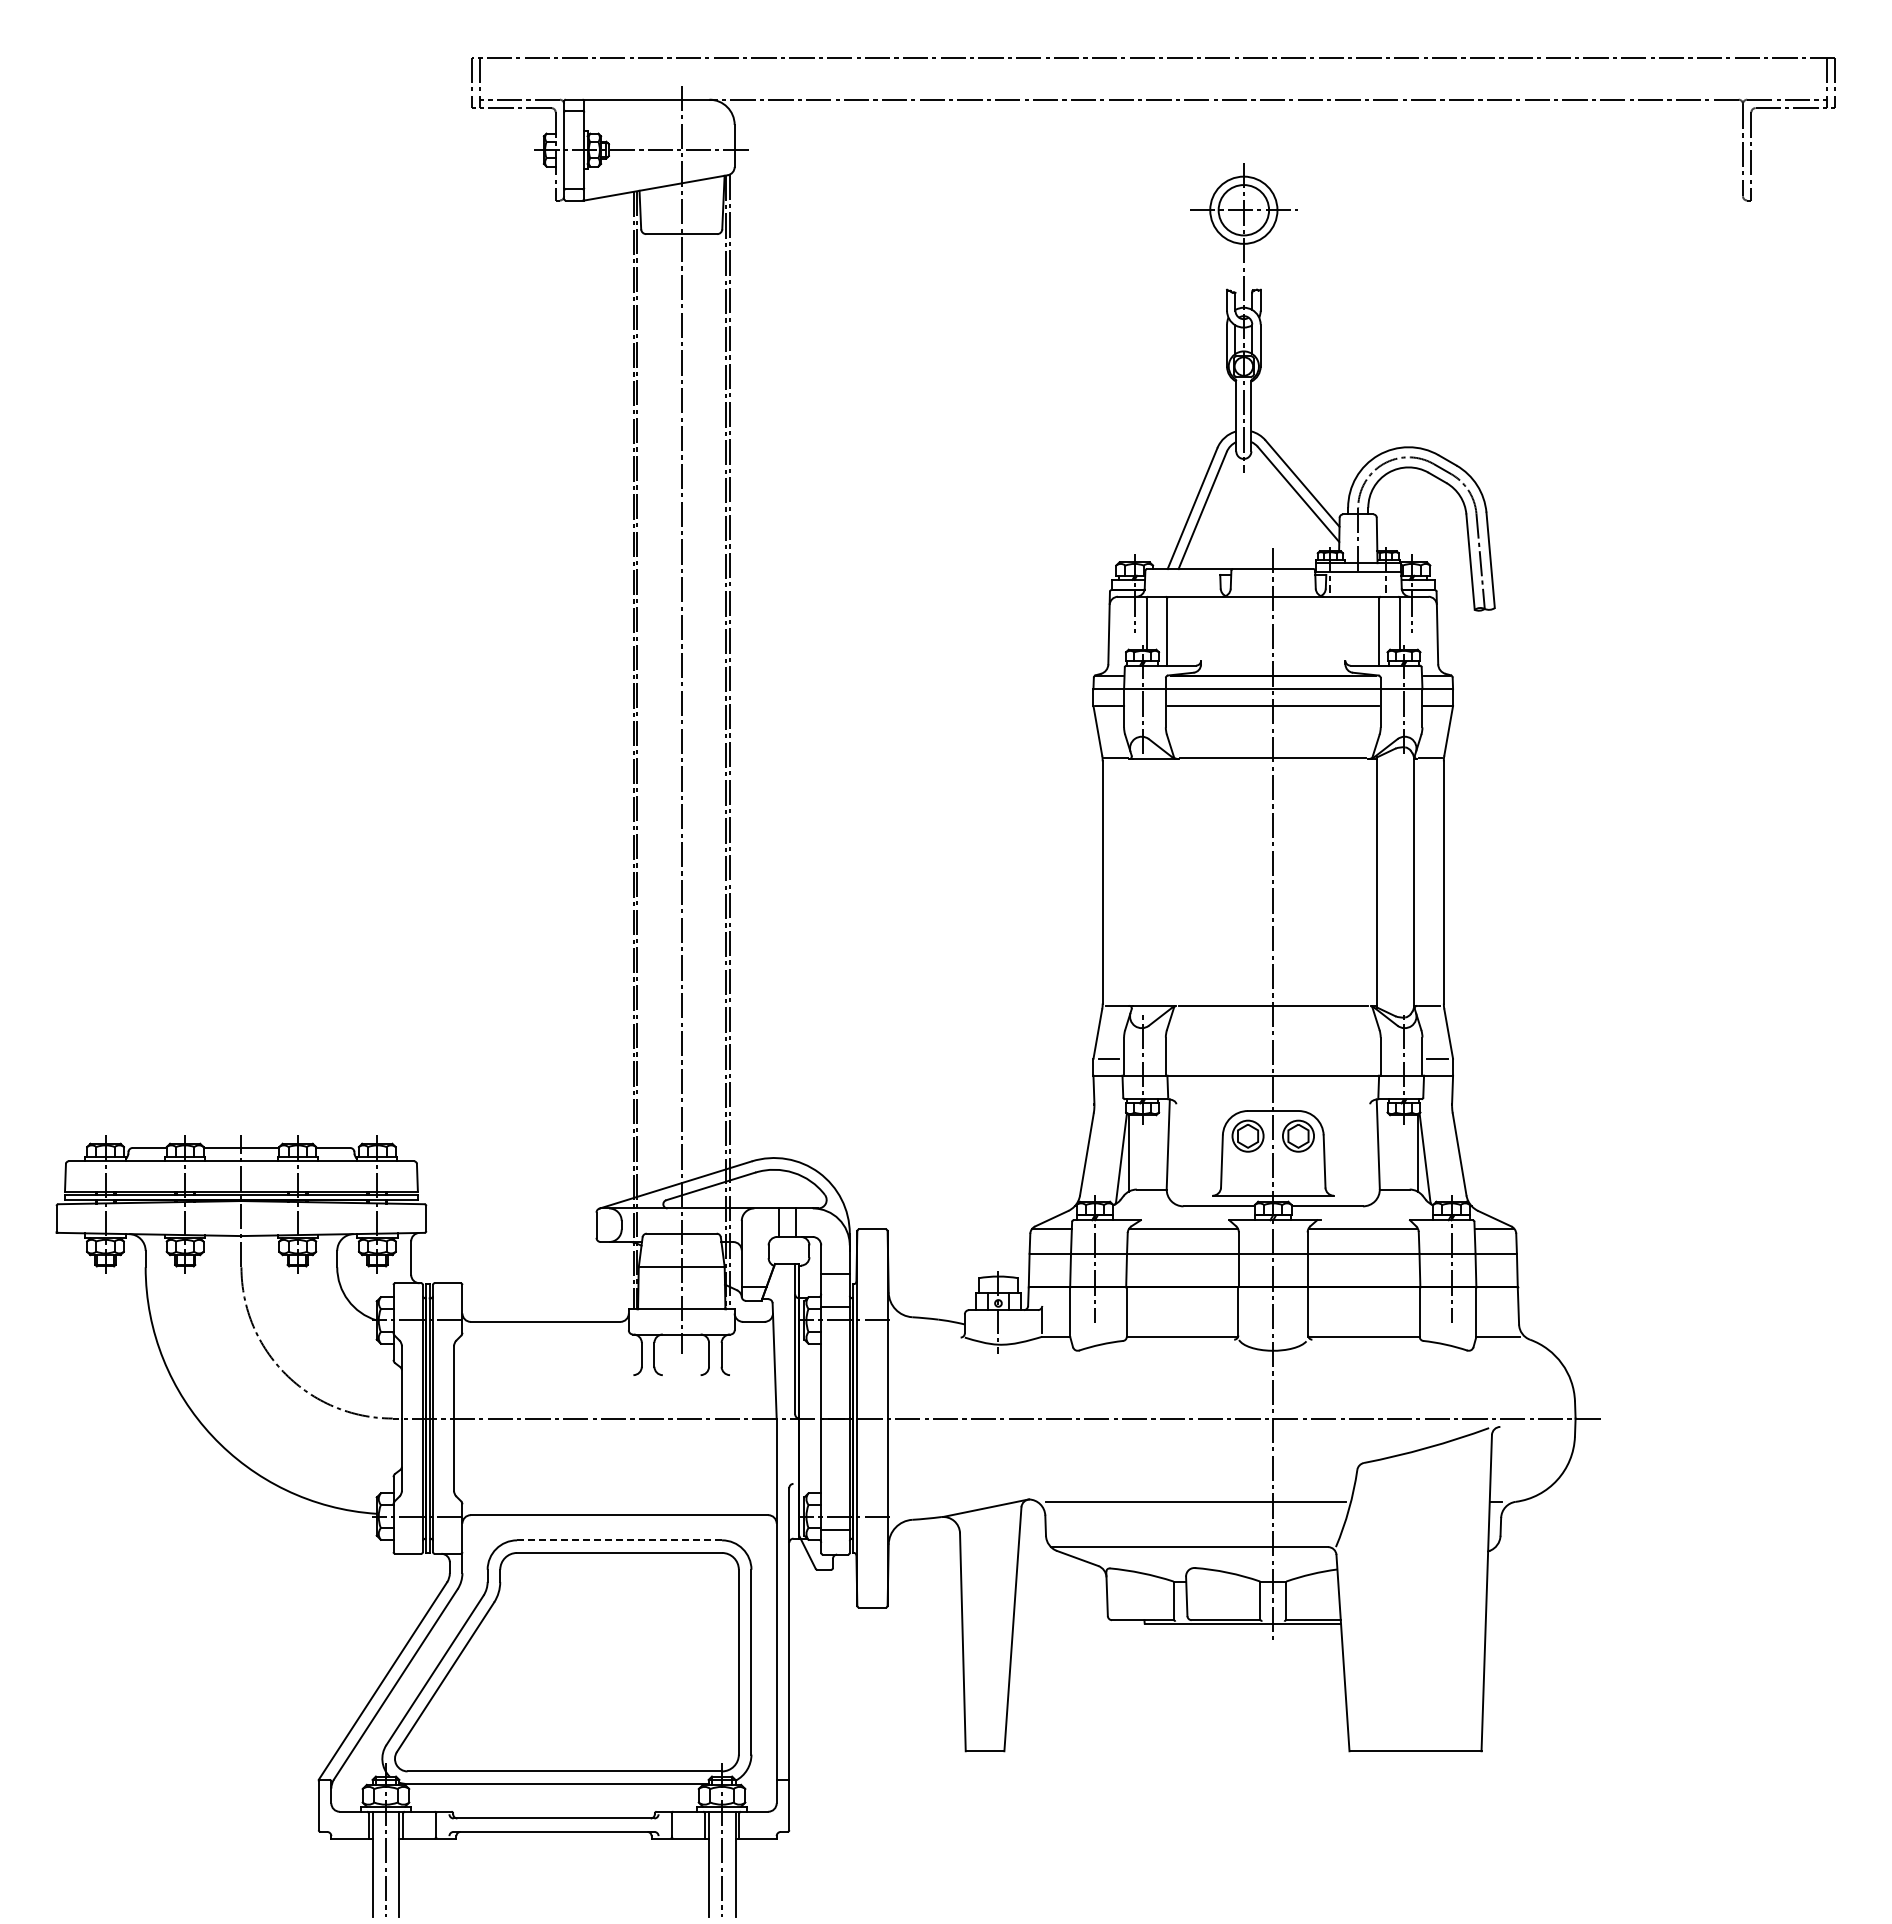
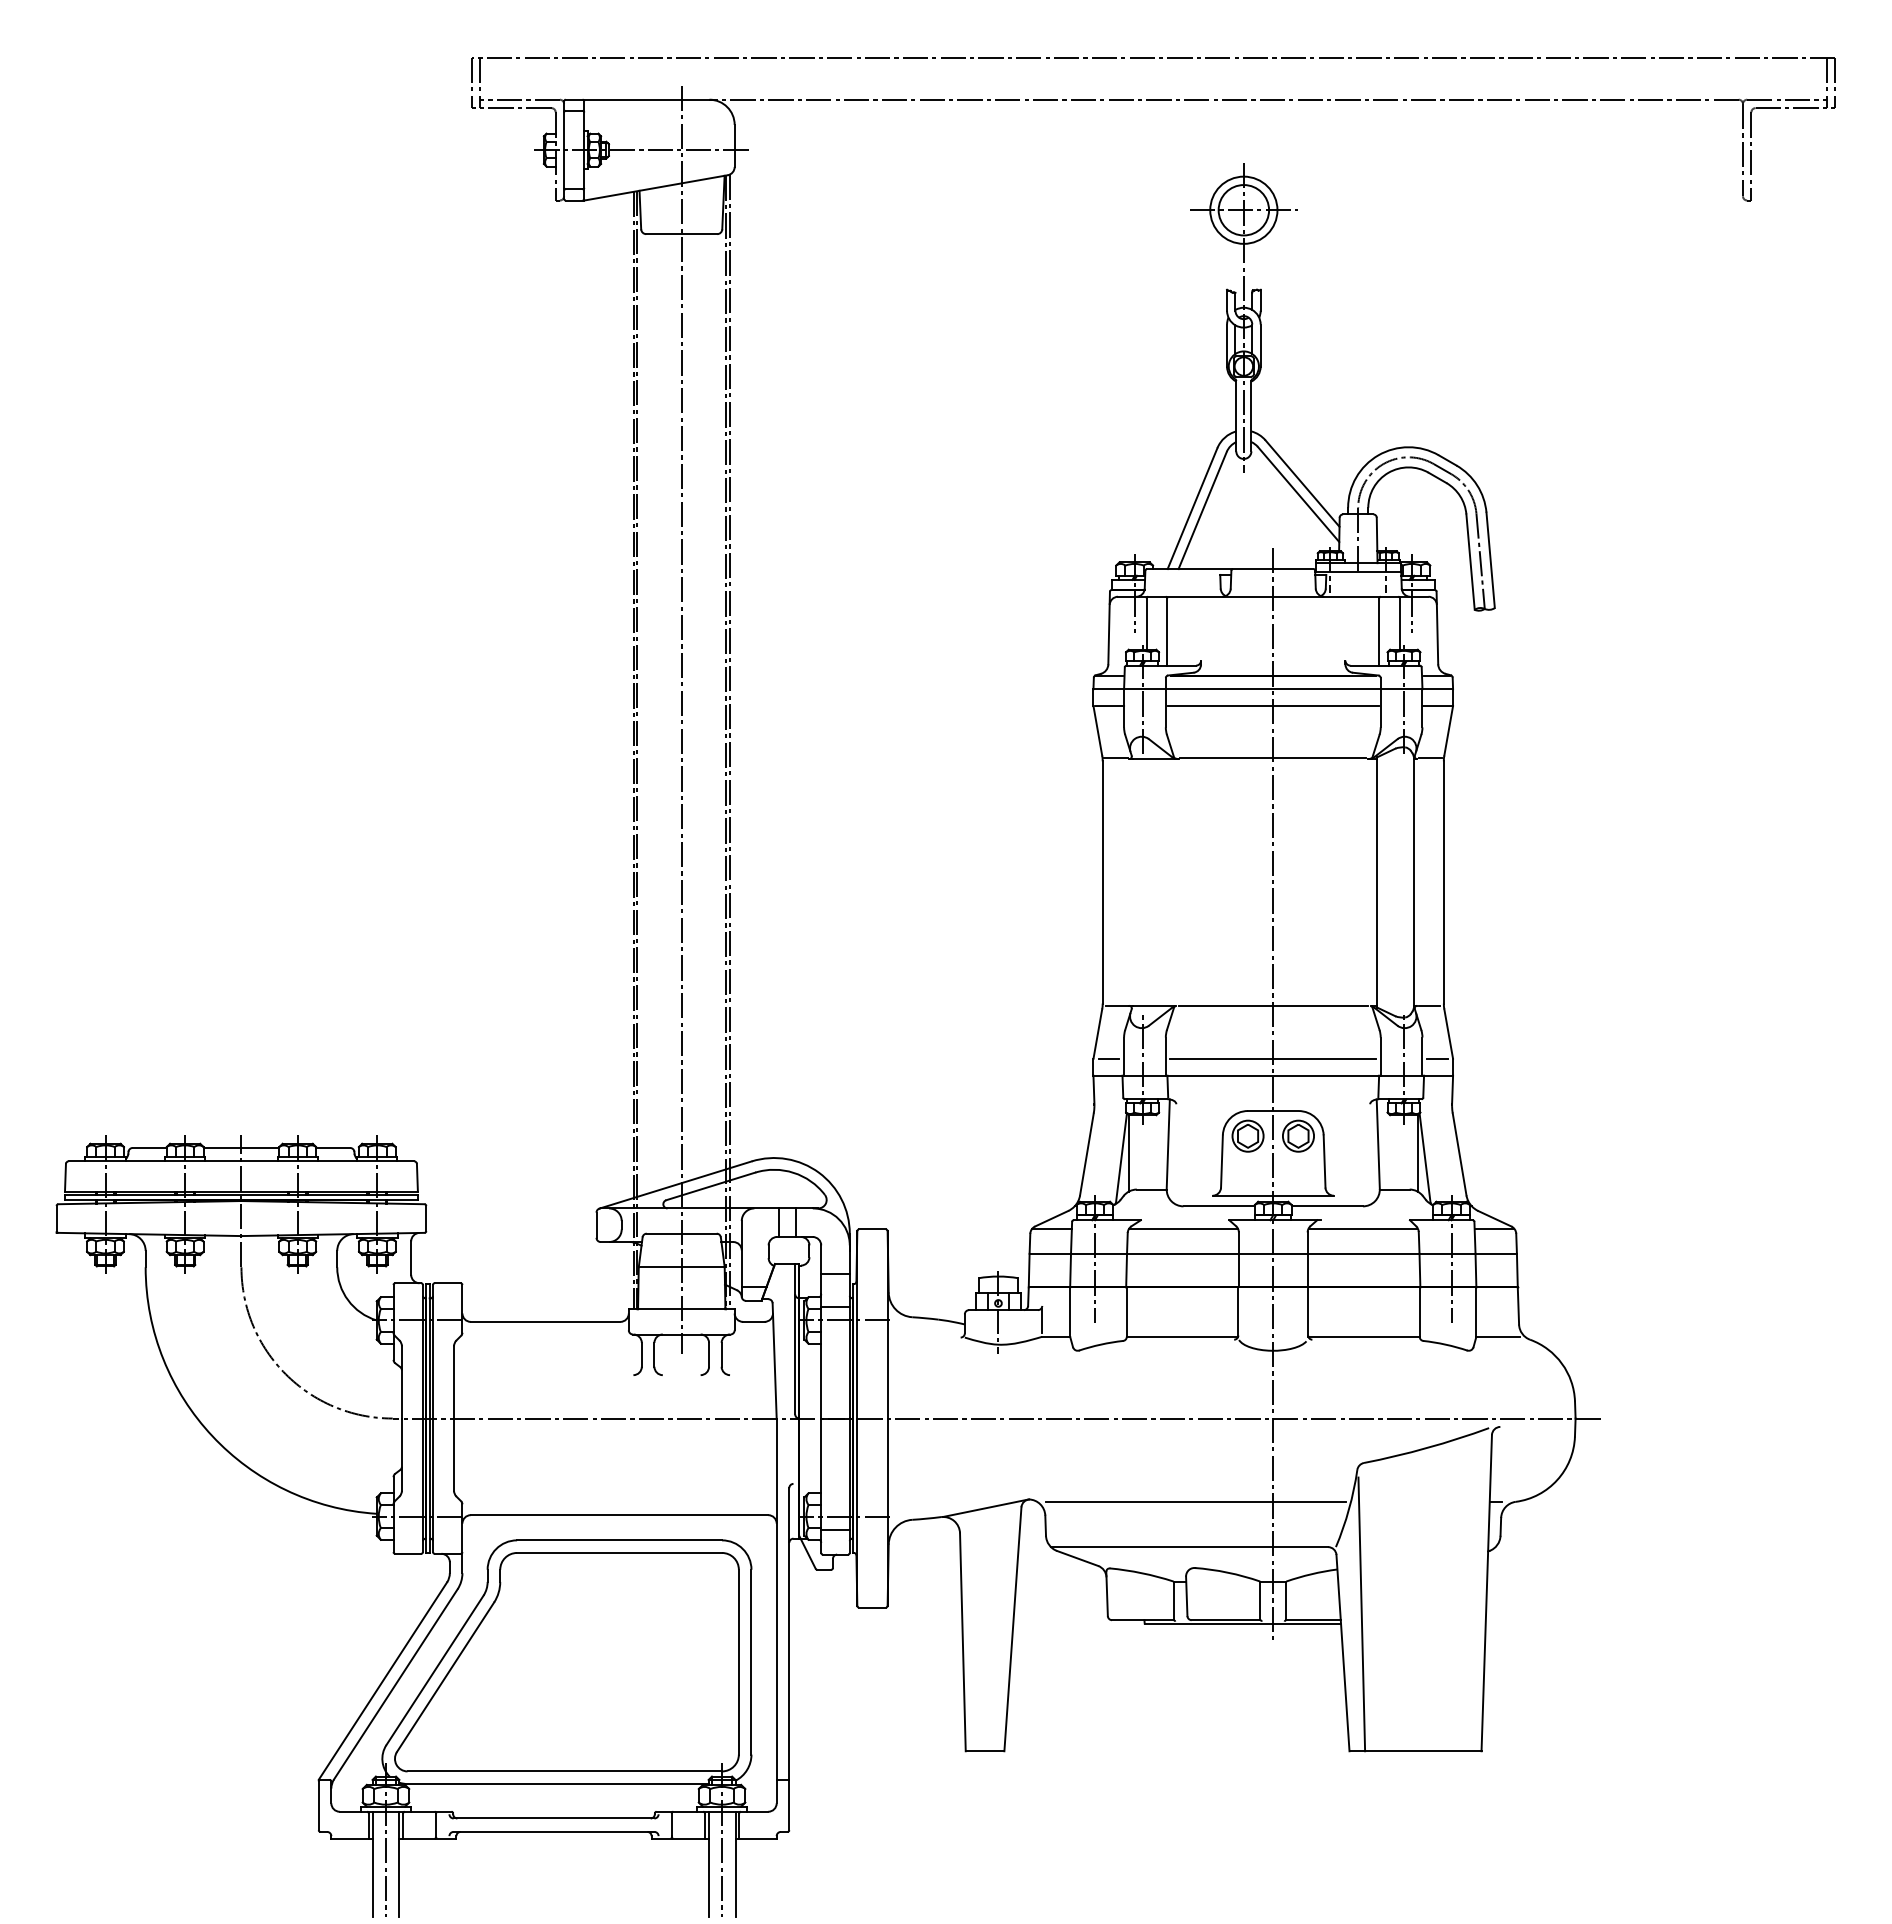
line: none -> present (1273, 1058)
line: dashed -> solid (619, 1540)
line: none -> present (1361, 1614)
